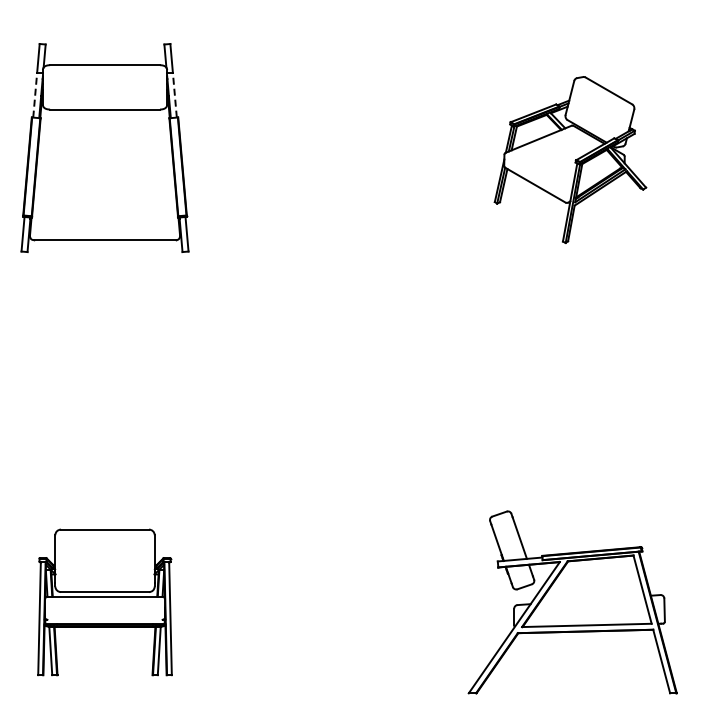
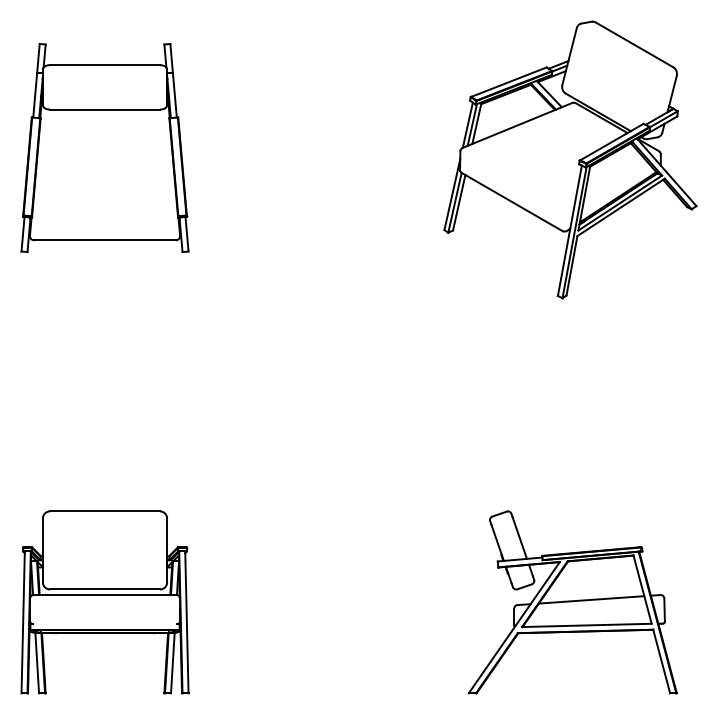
line: dashed -> solid (35, 94)
line: dashed -> solid (174, 94)
part size: 155x168 px -> 255x280 px (570, 159)
line: none -> present (591, 599)
part size: 136x149 px -> 170x185 px (104, 602)
